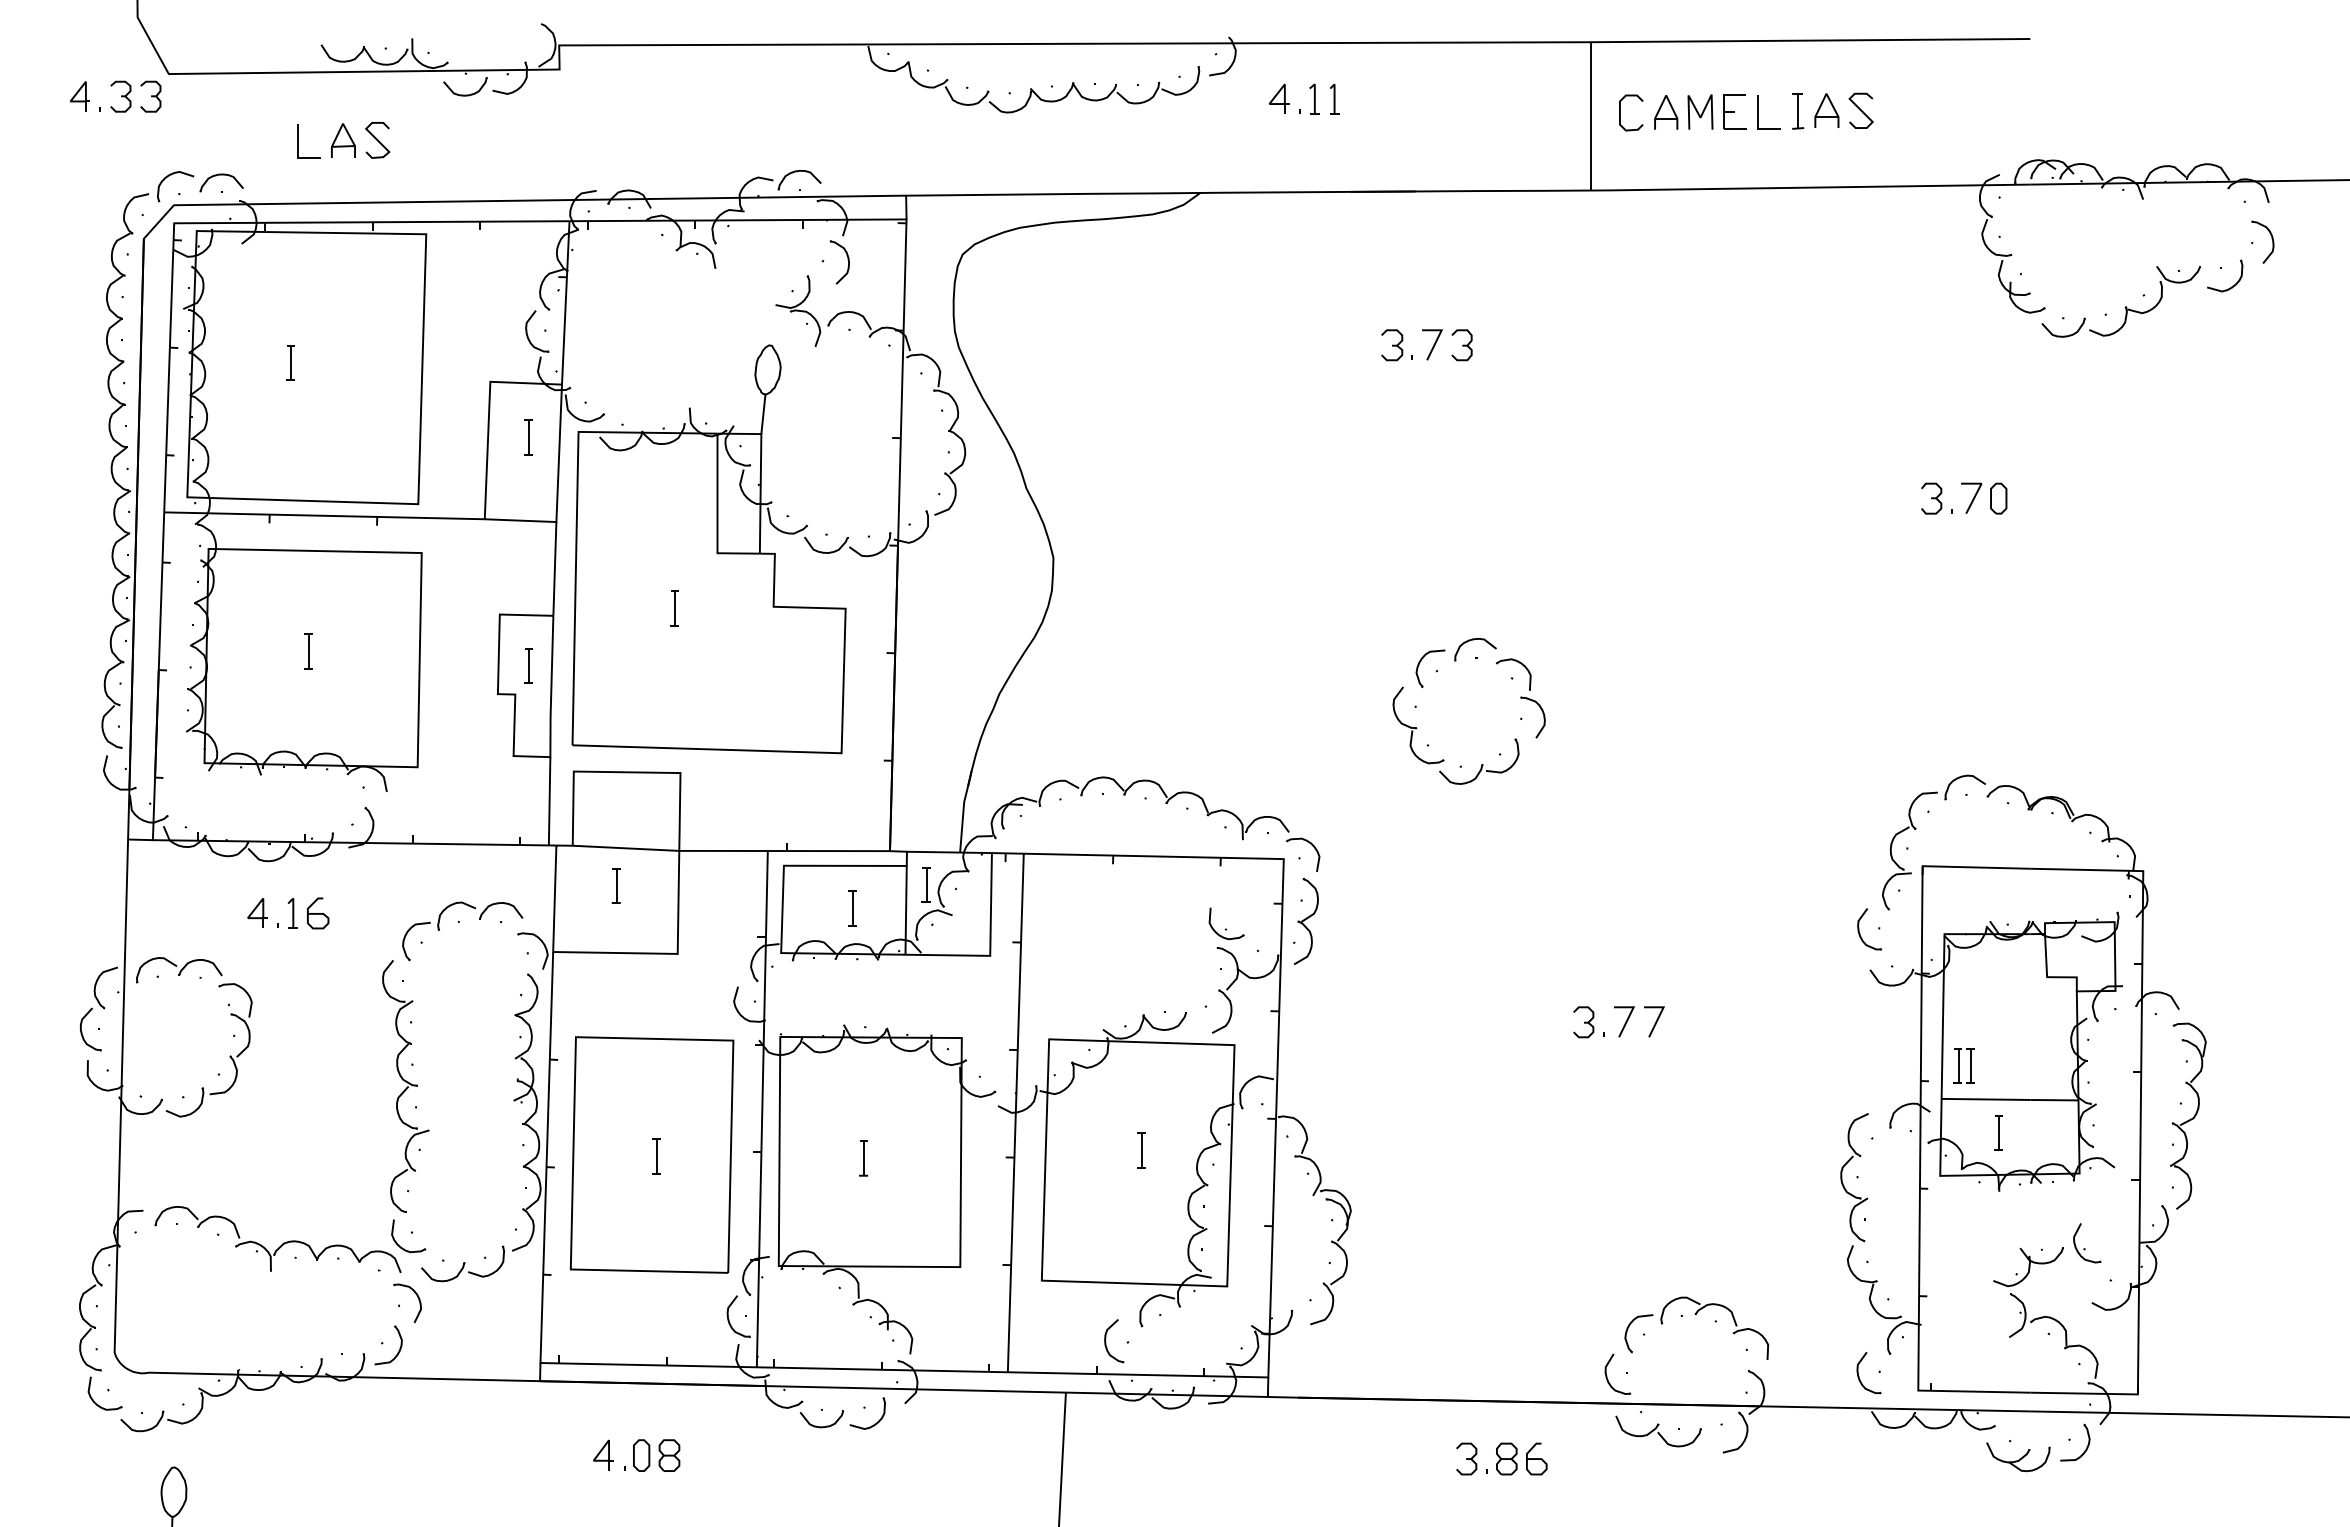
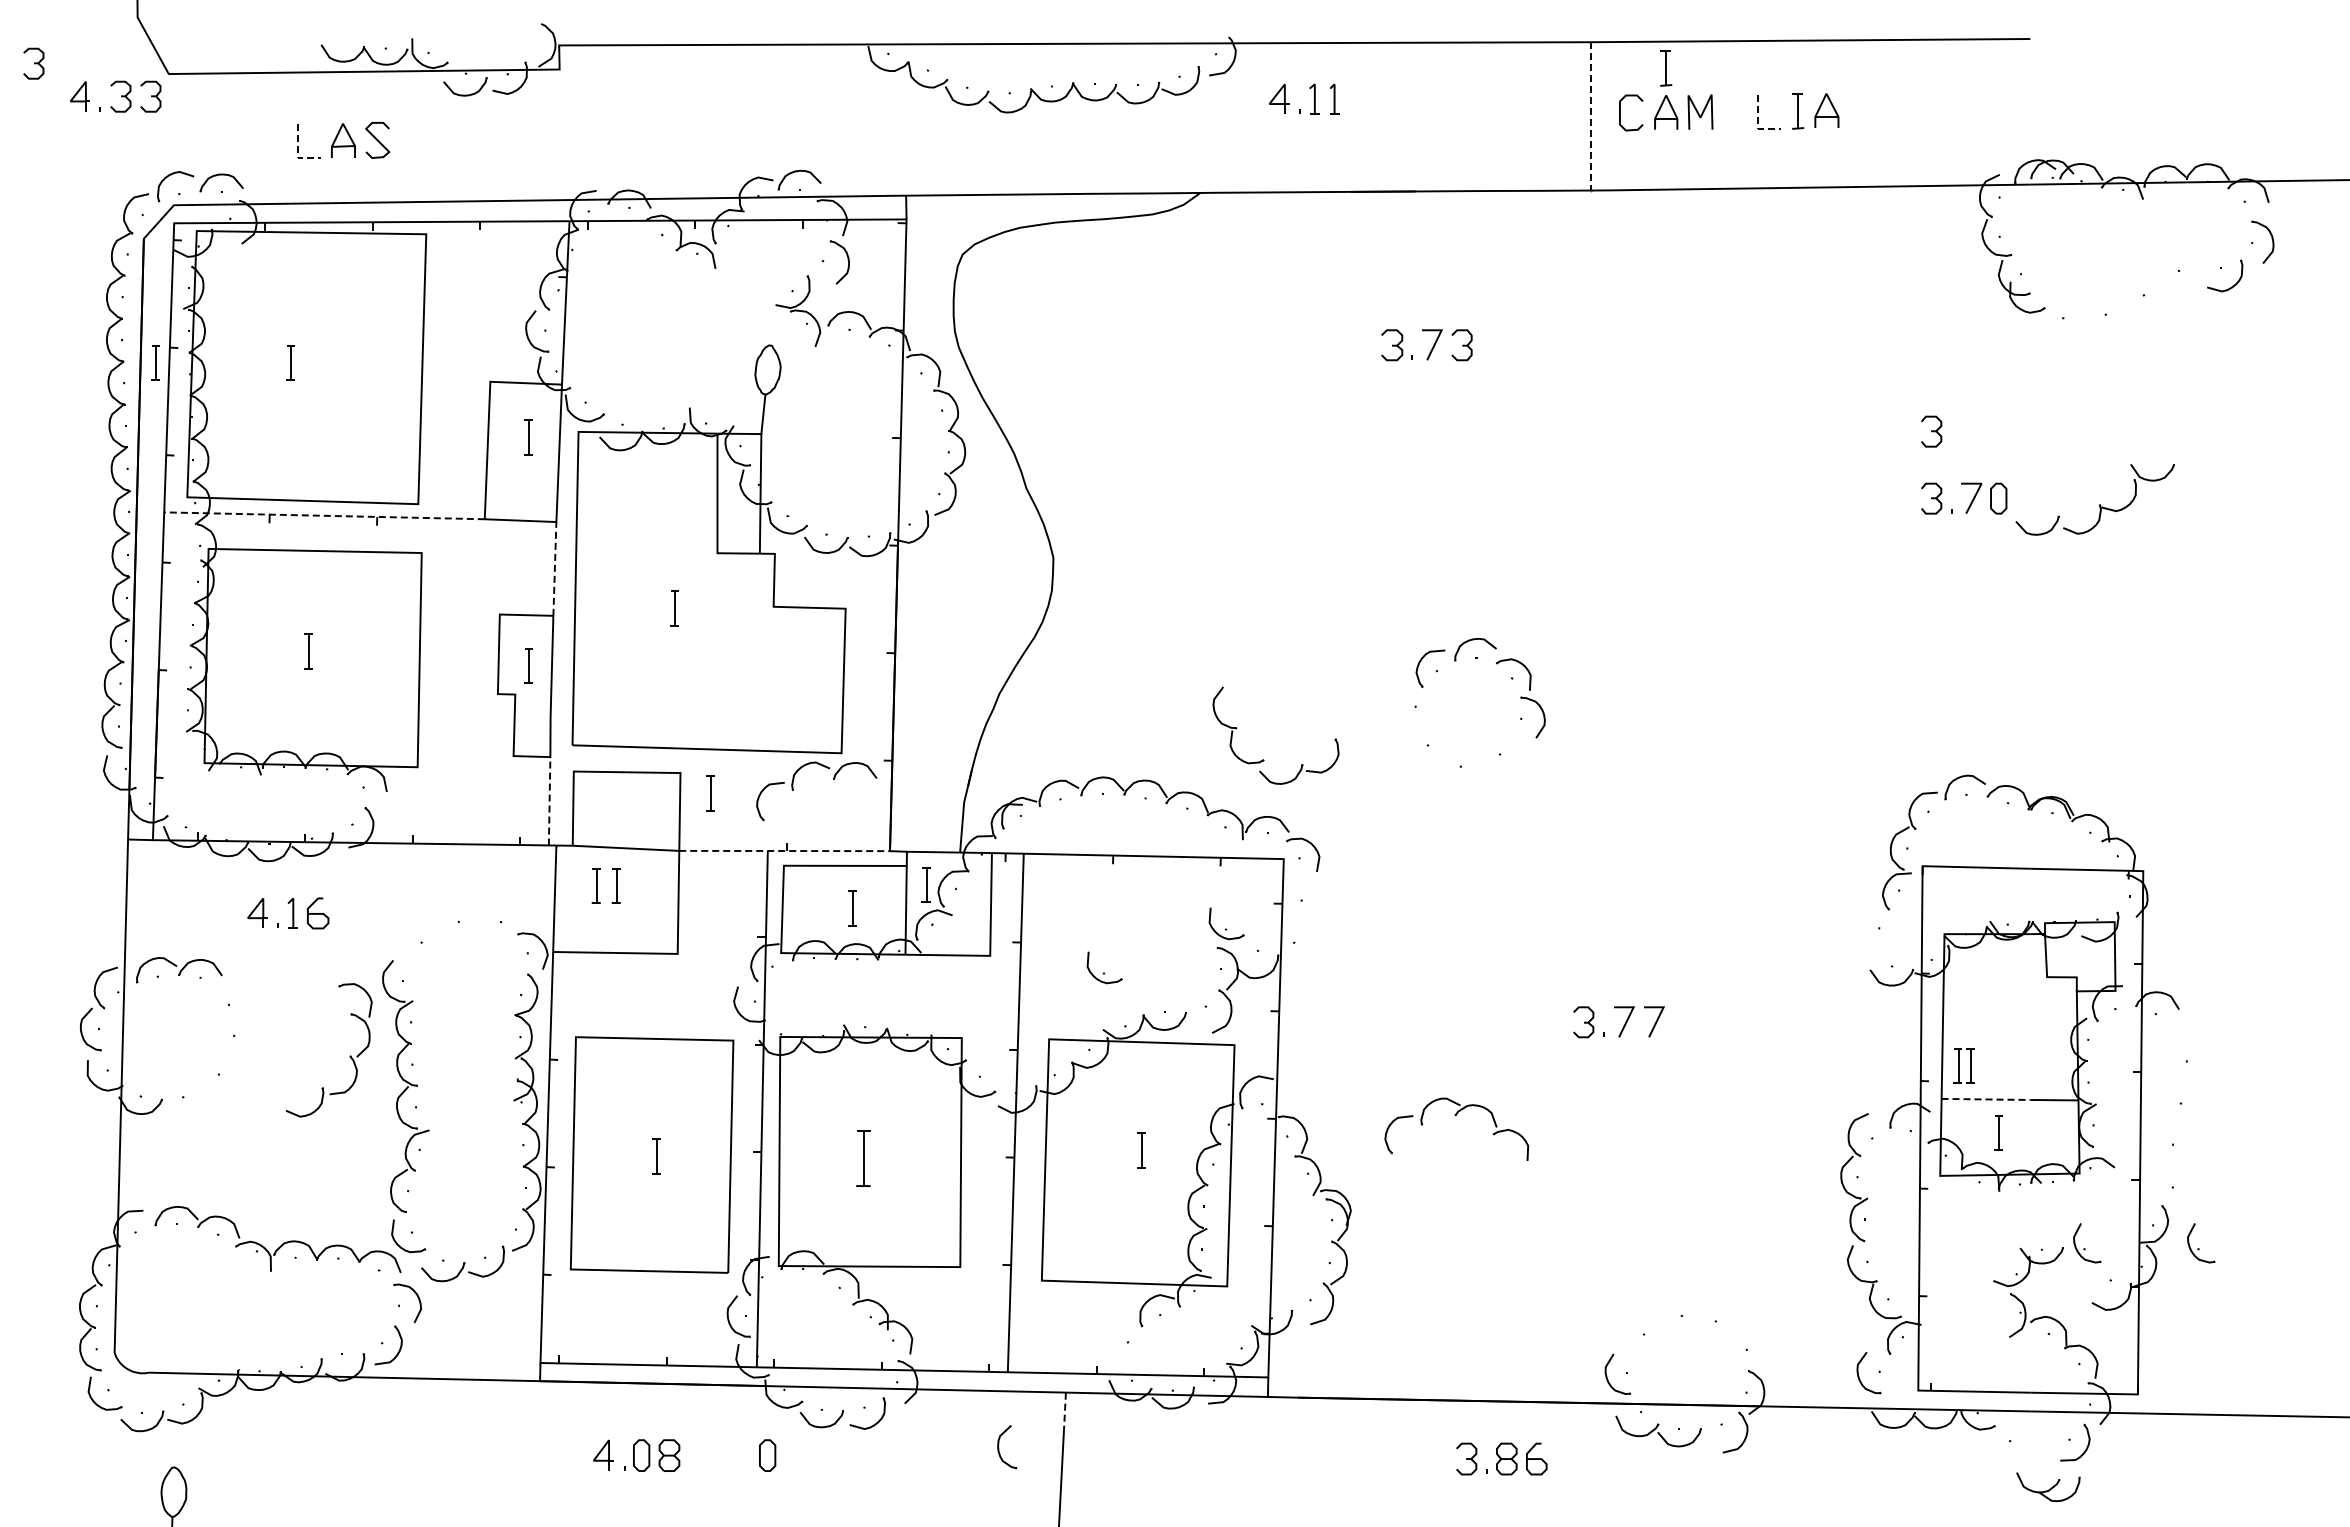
part: none -> present (33, 63)
part: none -> present (1666, 68)
curve: present -> none (1860, 110)
part: present -> none (1734, 111)
line: solid -> dashed (1591, 117)
line: solid -> dashed (1757, 124)
line: solid -> dashed (297, 153)
part position: (2125, 306) -> (2099, 504) (2099, 504)
part: none -> present (155, 362)
part: none -> present (1931, 431)
line: solid -> dashed (322, 515)
line: solid -> dashed (554, 568)
part position: (1443, 759) -> (1263, 759) (1263, 759)
part: none -> present (710, 793)
line: solid -> dashed (549, 801)
line: solid -> dashed (784, 851)
part: none -> present (595, 885)
part position: (479, 919) -> (833, 779) (833, 779)
part: present -> none (1305, 921)
part: present -> none (1860, 933)
part: none -> present (1104, 967)
part position: (229, 1056) -> (349, 1056) (349, 1056)
line: solid -> dashed (1985, 1099)
part: present -> none (2187, 1115)
part size: 10x37 px -> 15x57 px (863, 1158)
part: none -> present (2201, 1243)
part position: (1696, 1315) -> (1456, 1116) (1456, 1116)
part position: (1106, 1341) -> (999, 1447) (999, 1447)
line: solid -> dashed (1064, 1411)
part: none -> present (767, 1455)
part position: (2018, 1457) -> (2048, 1487) (2048, 1487)
